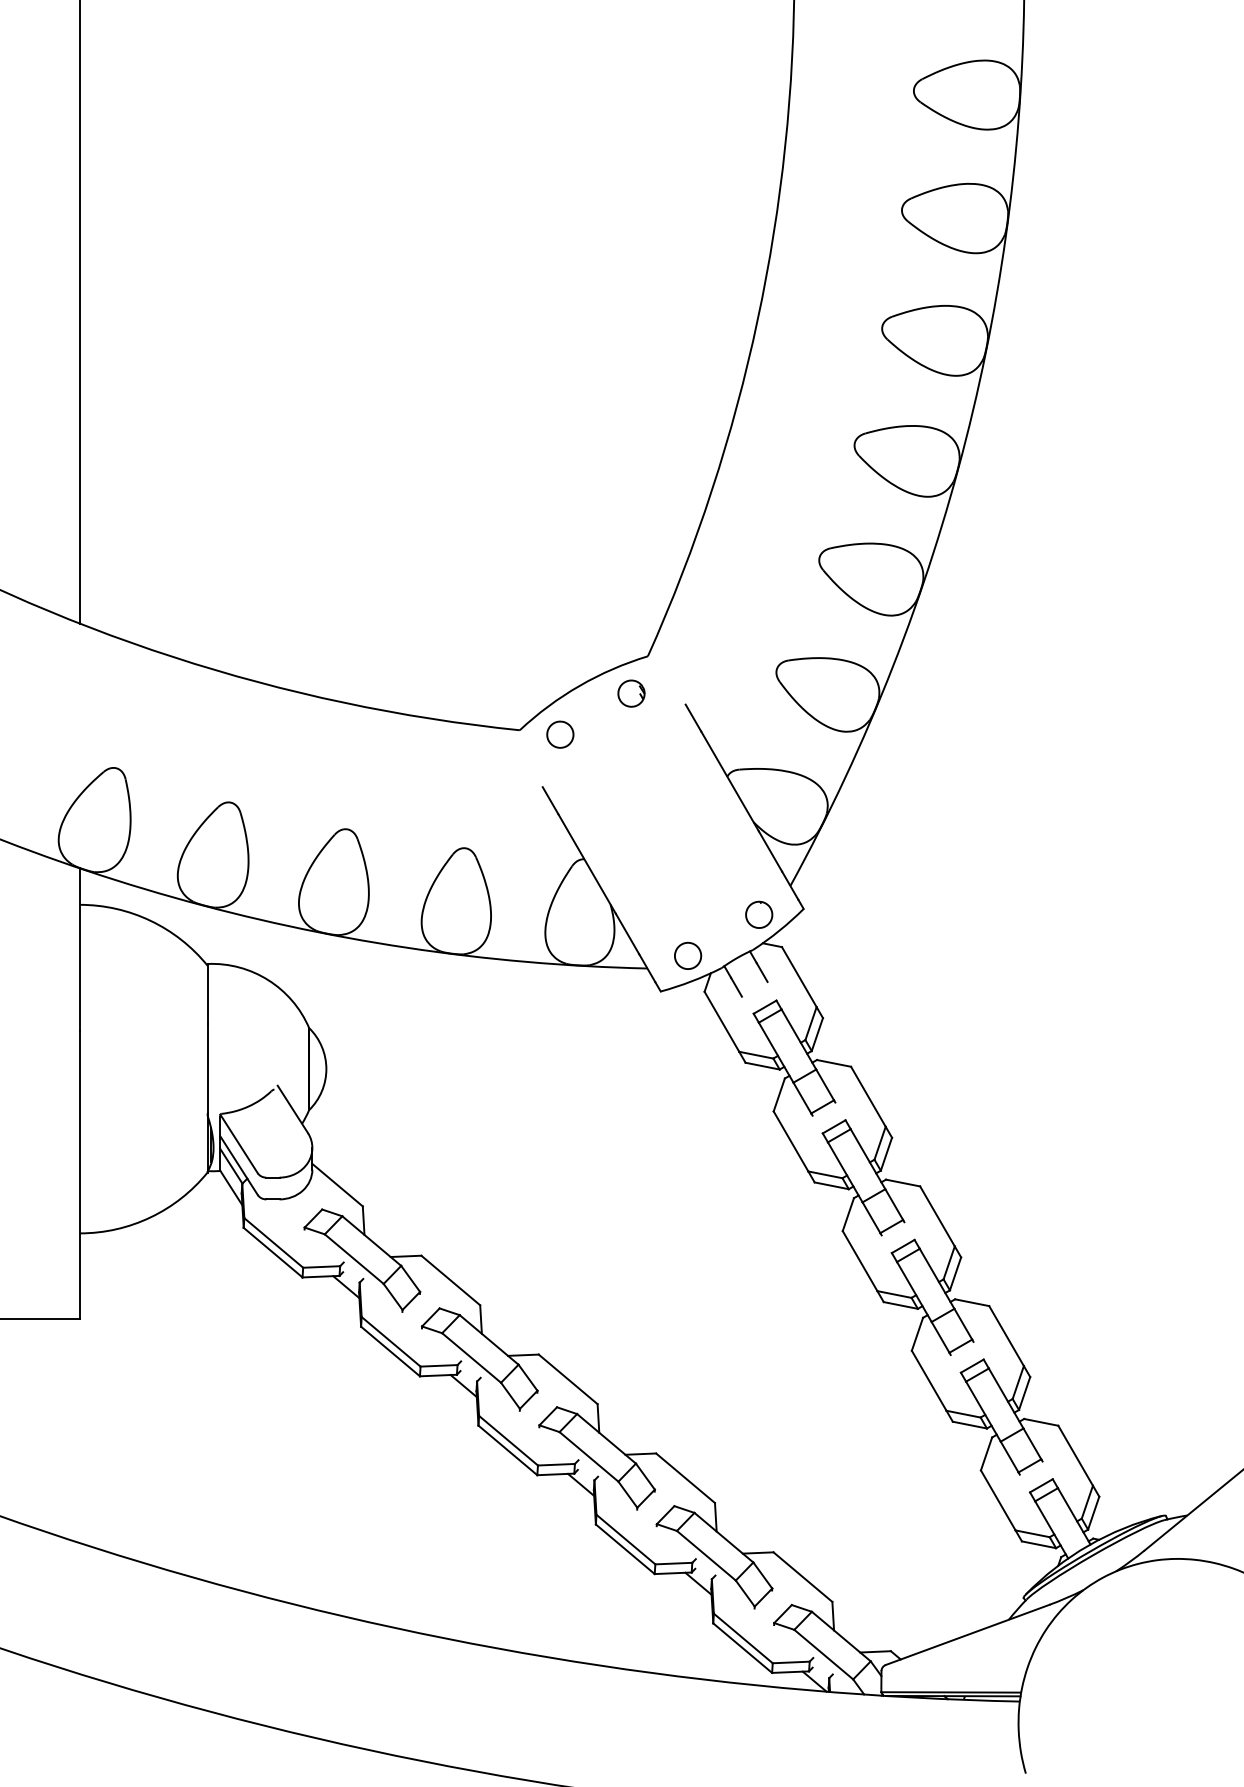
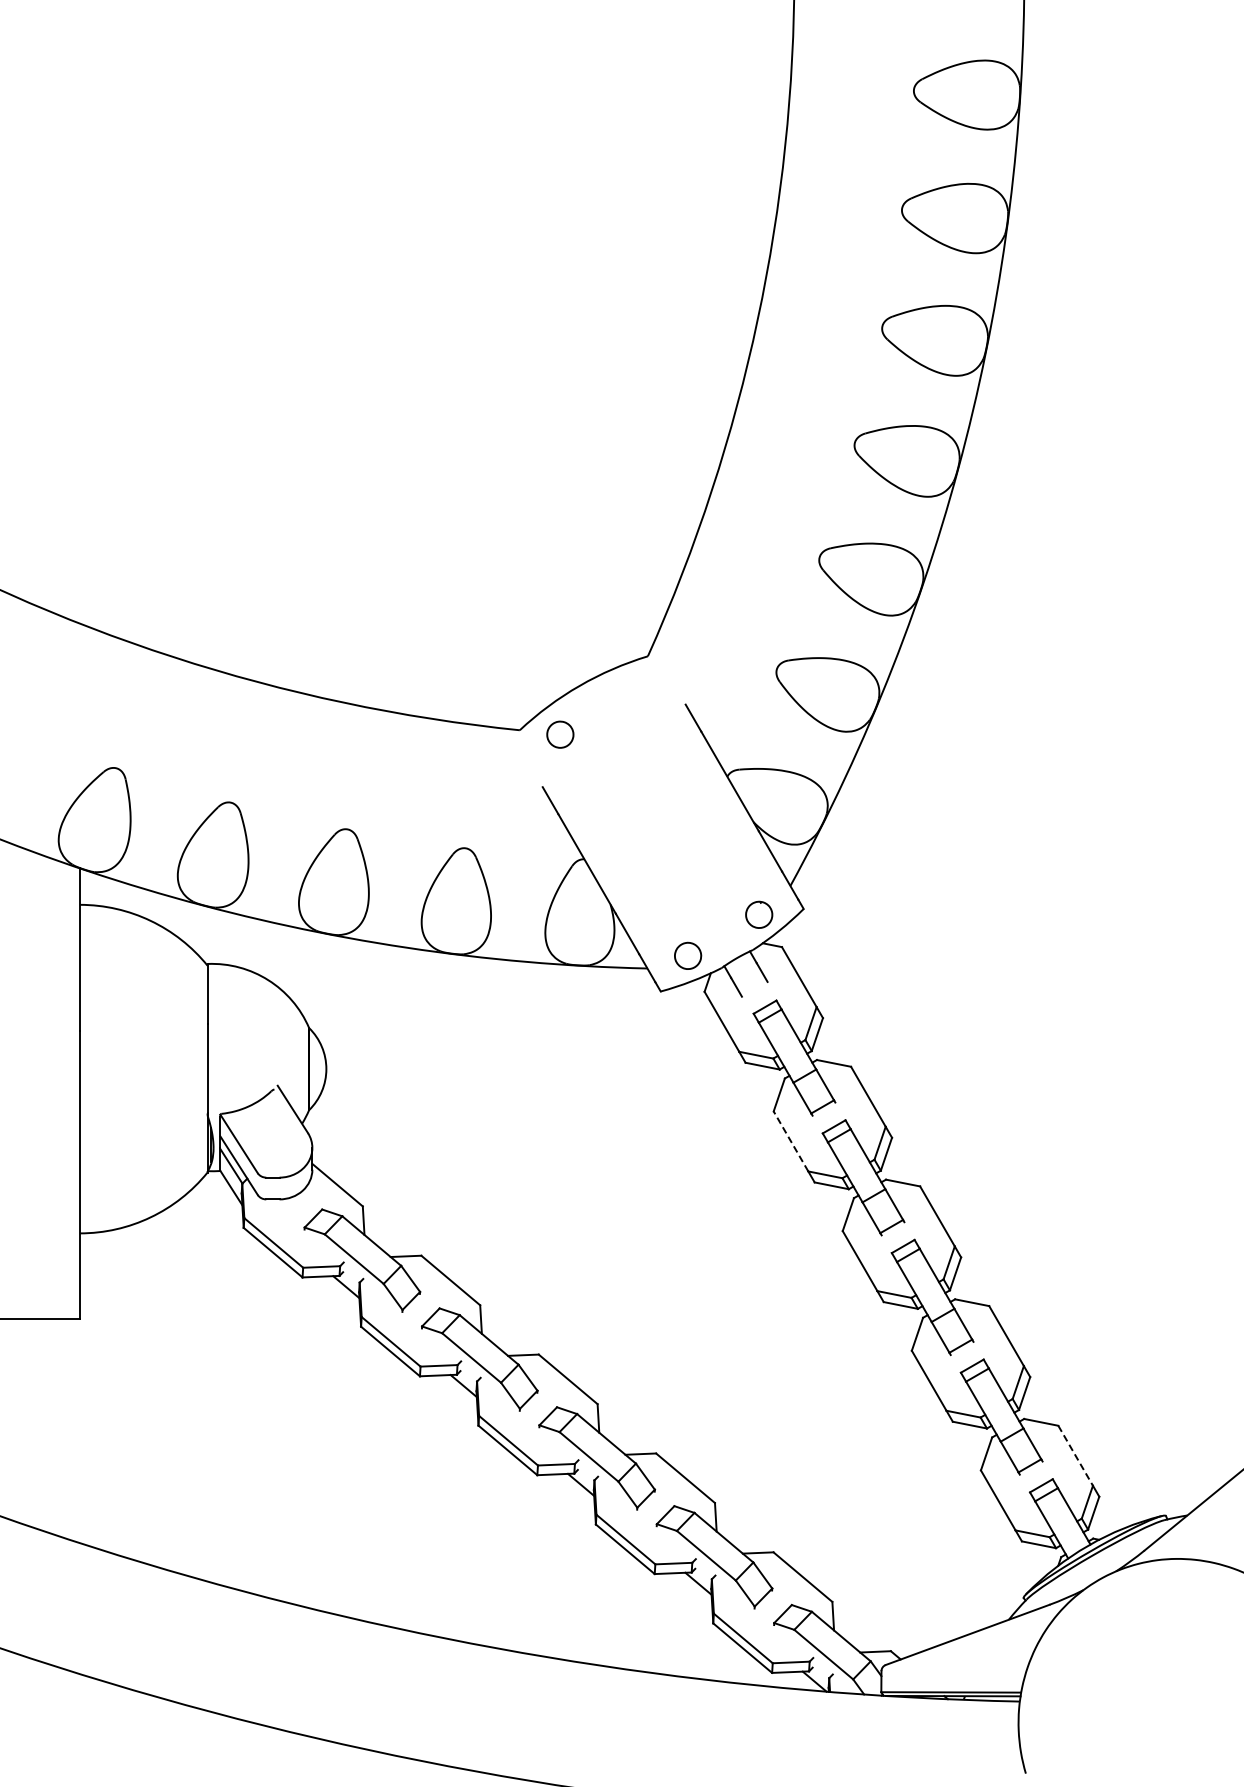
line: present -> none (79, 312)
part: present -> none (631, 693)
line: solid -> dashed (791, 1141)
line: solid -> dashed (1075, 1455)
